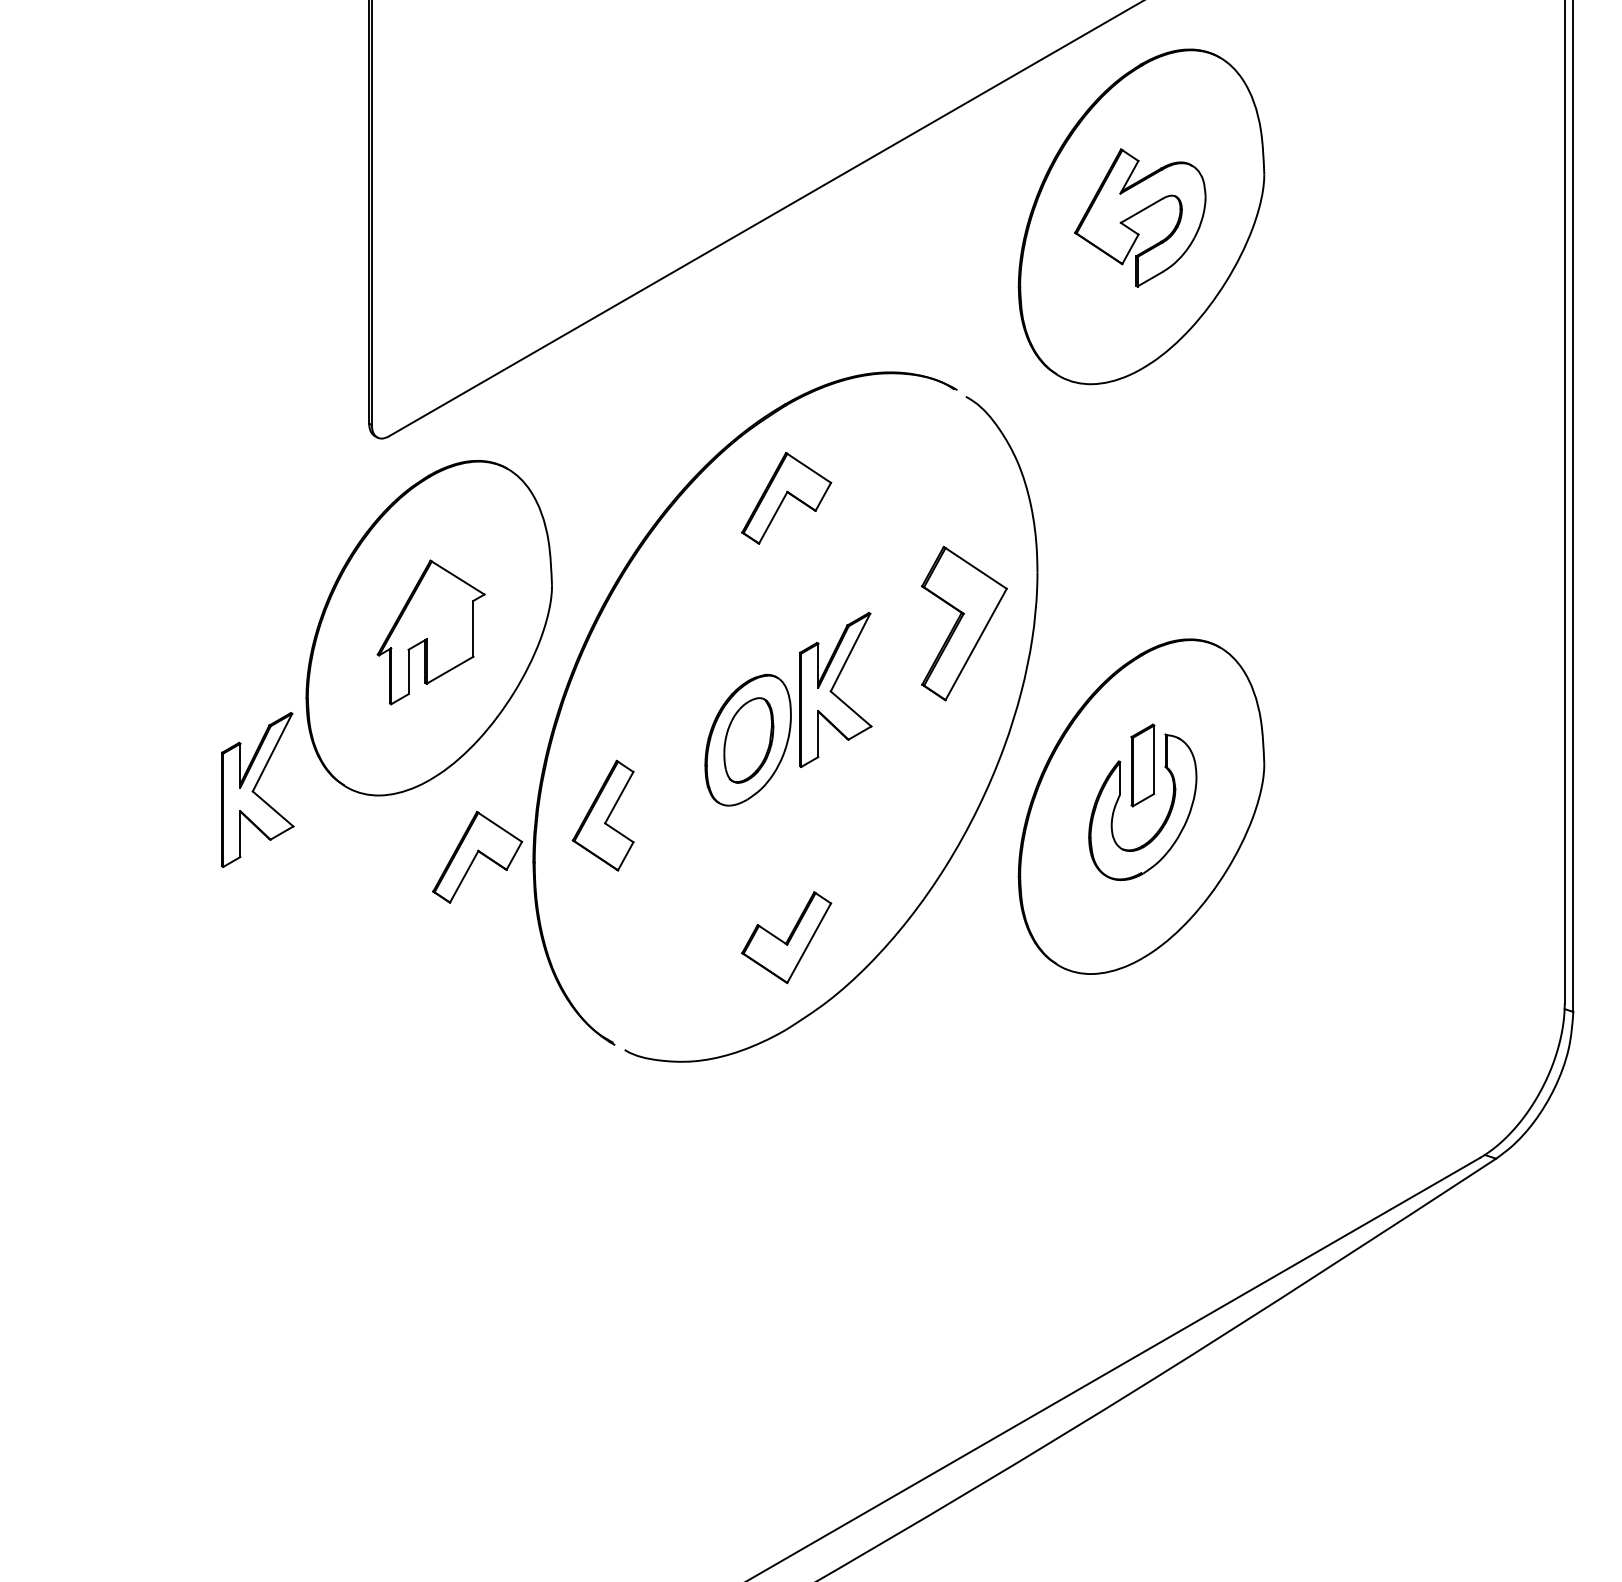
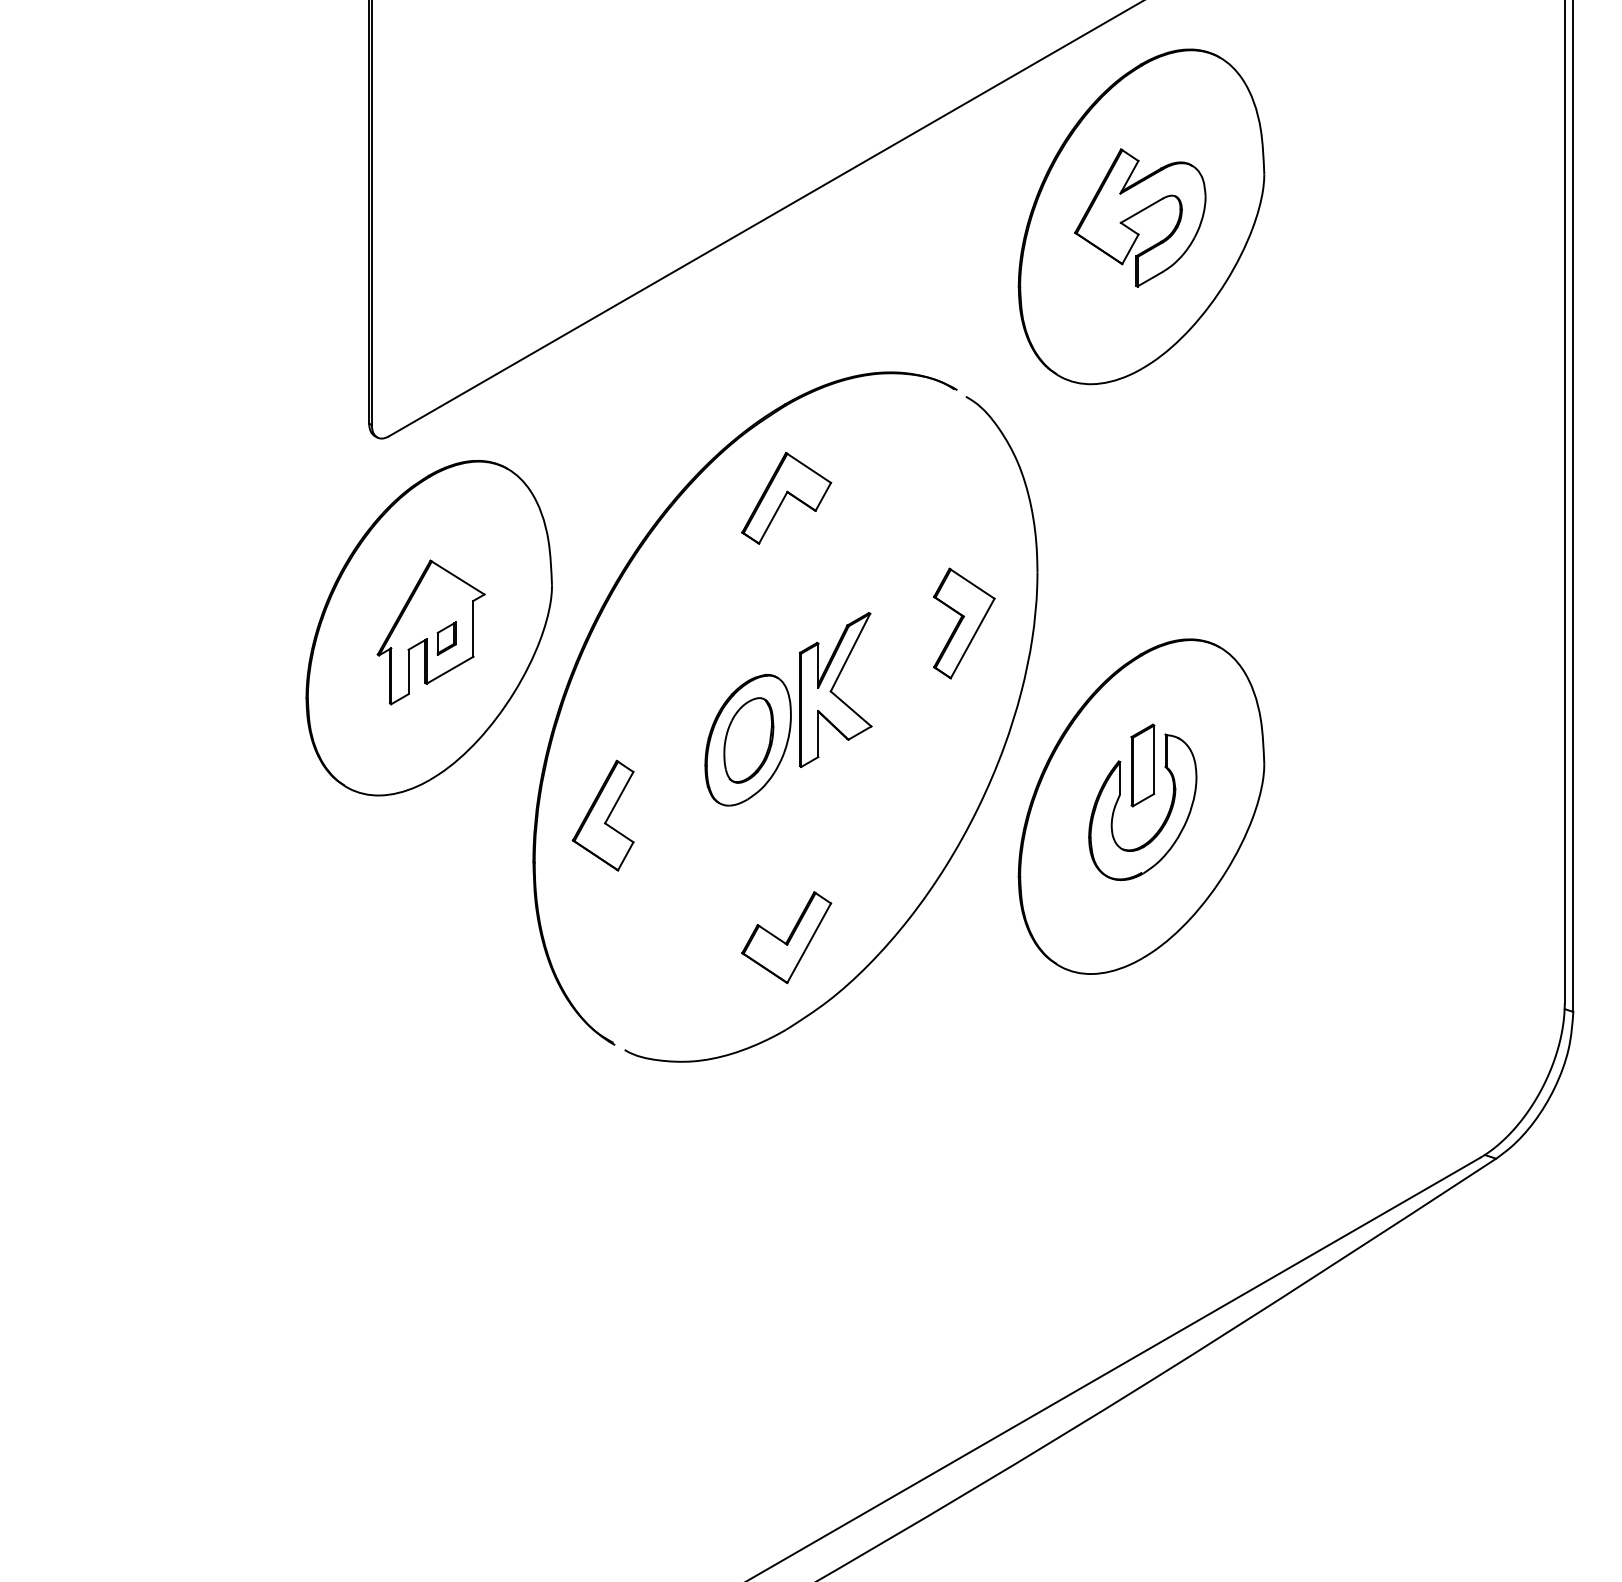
part size: 87x157 px -> 64x113 px (963, 623)
part: none -> present (446, 638)
part: present -> none (257, 789)
part: present -> none (477, 856)
